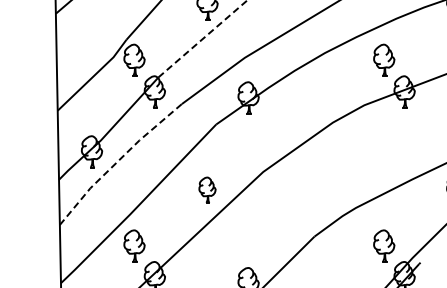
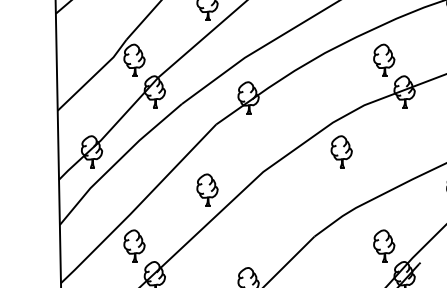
line: dashed -> solid (202, 38)
part: none -> present (341, 151)
line: dashed -> solid (118, 161)
part size: 19x28 px -> 23x34 px (207, 189)
